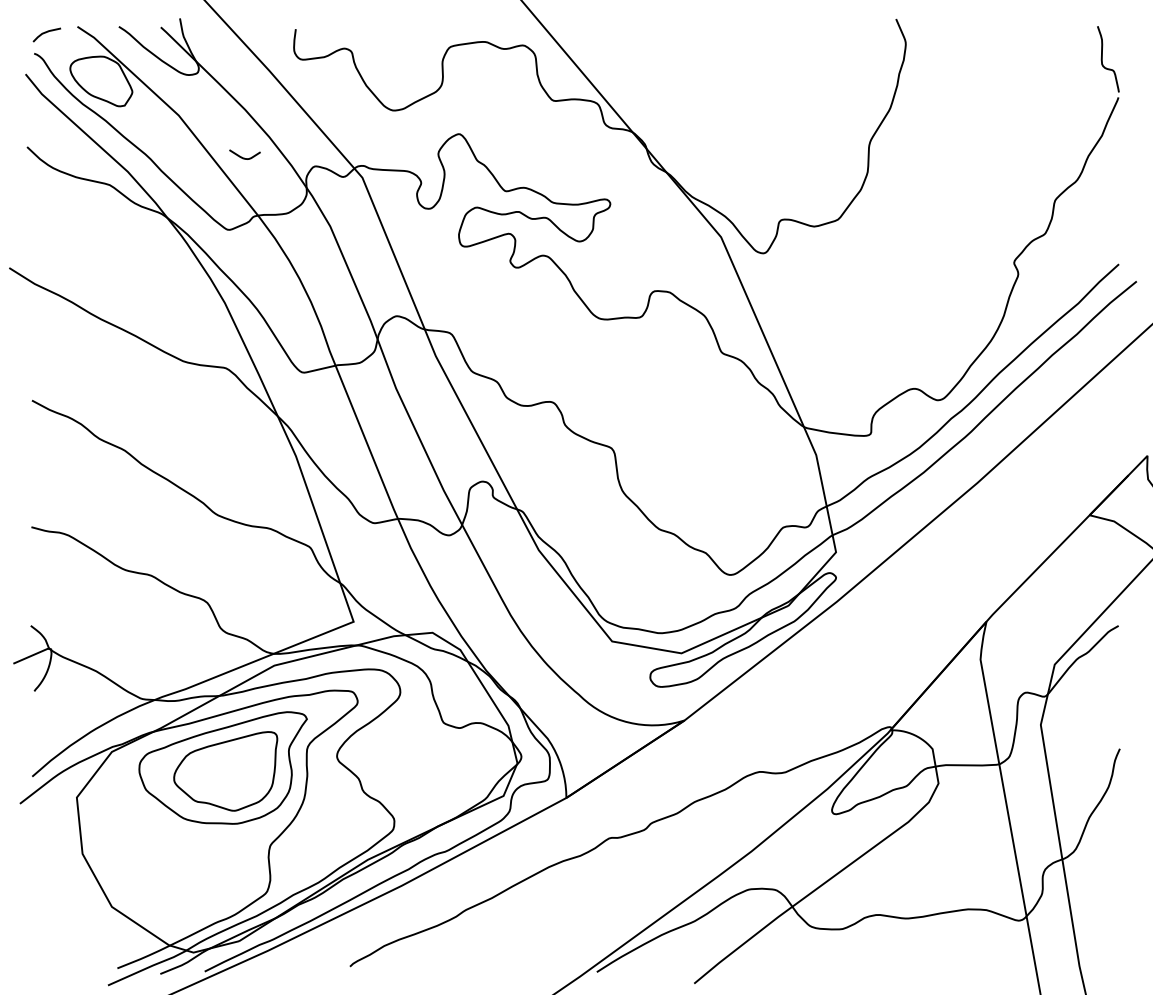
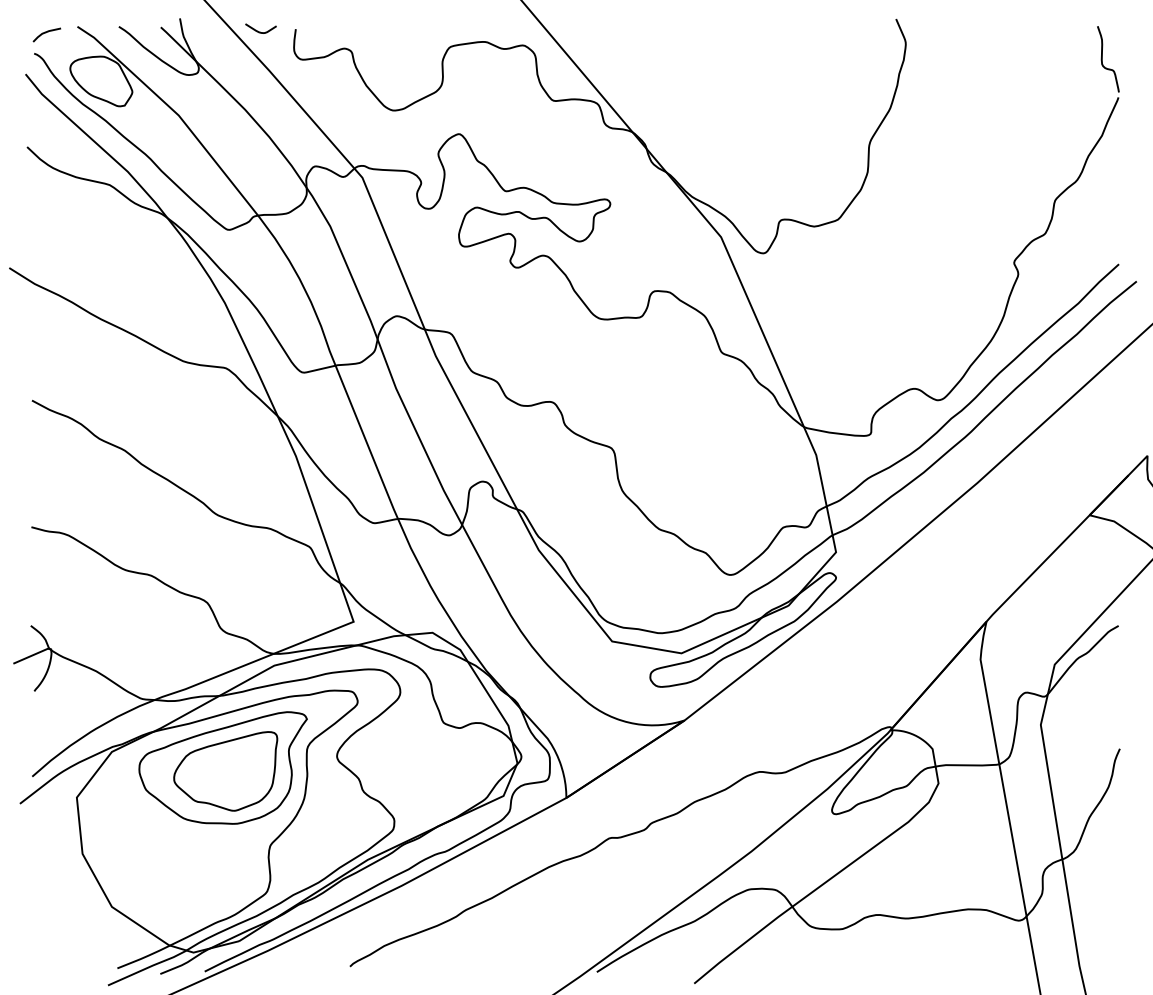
curve position: (244, 157) -> (260, 31) (260, 31)
